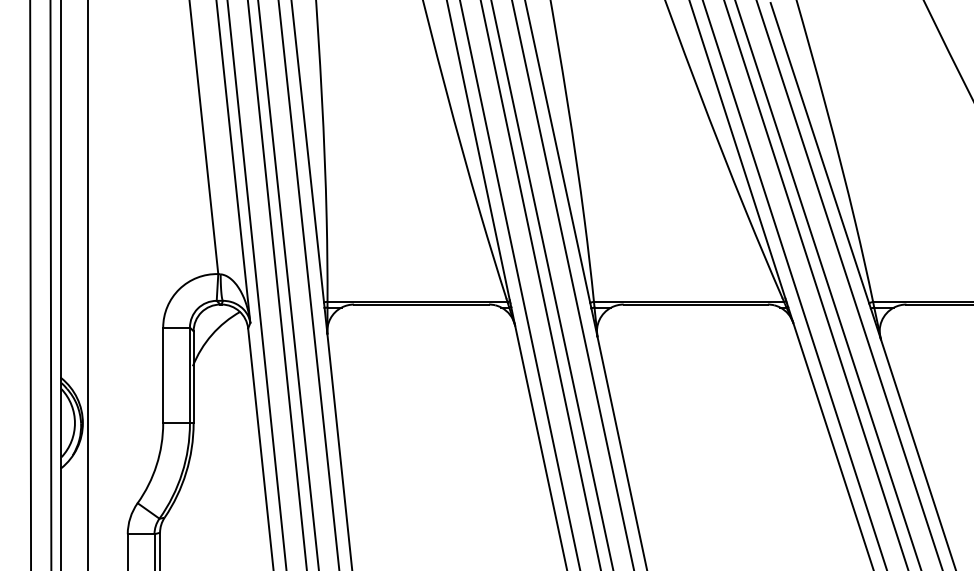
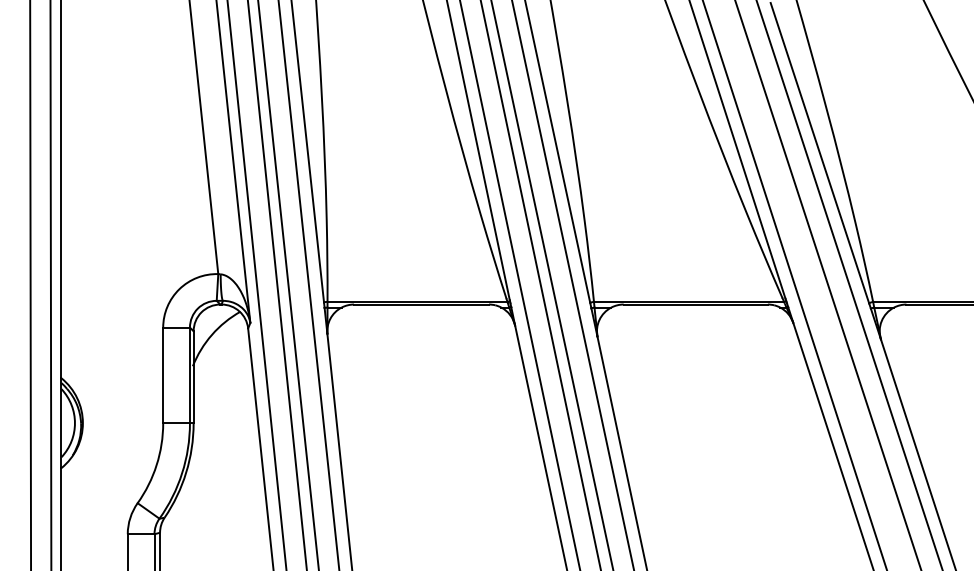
line: present -> none (88, 284)
line: present -> none (815, 284)
